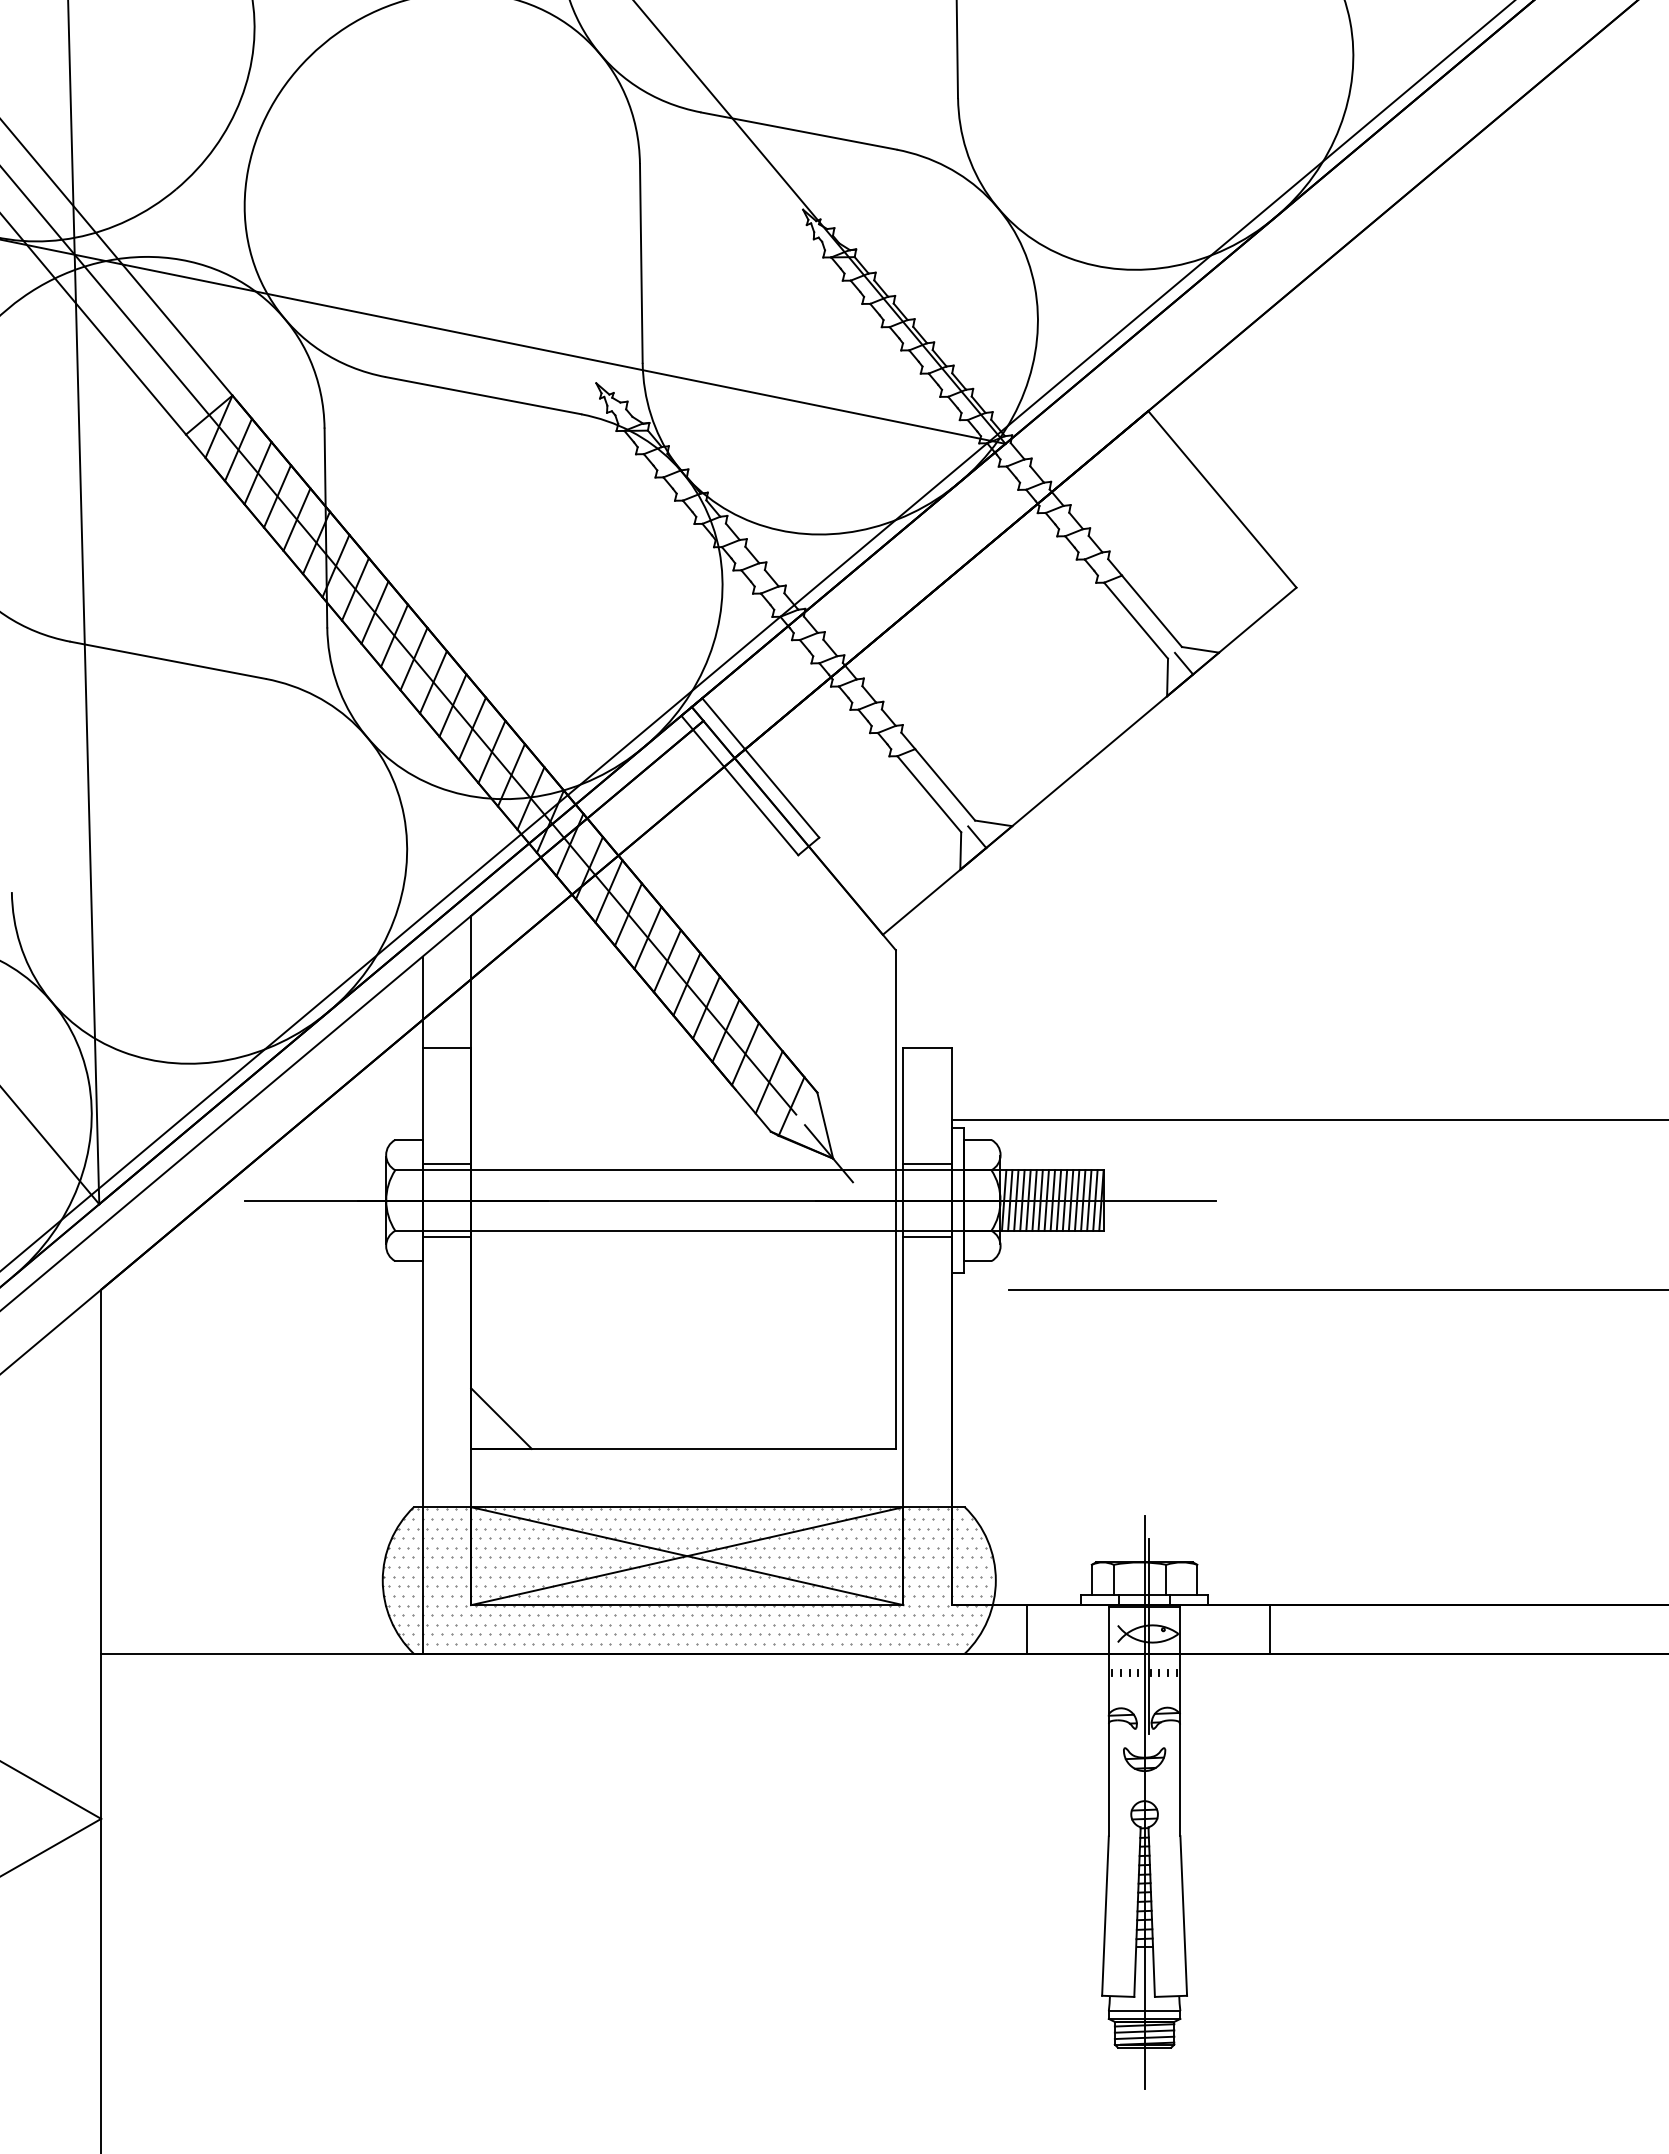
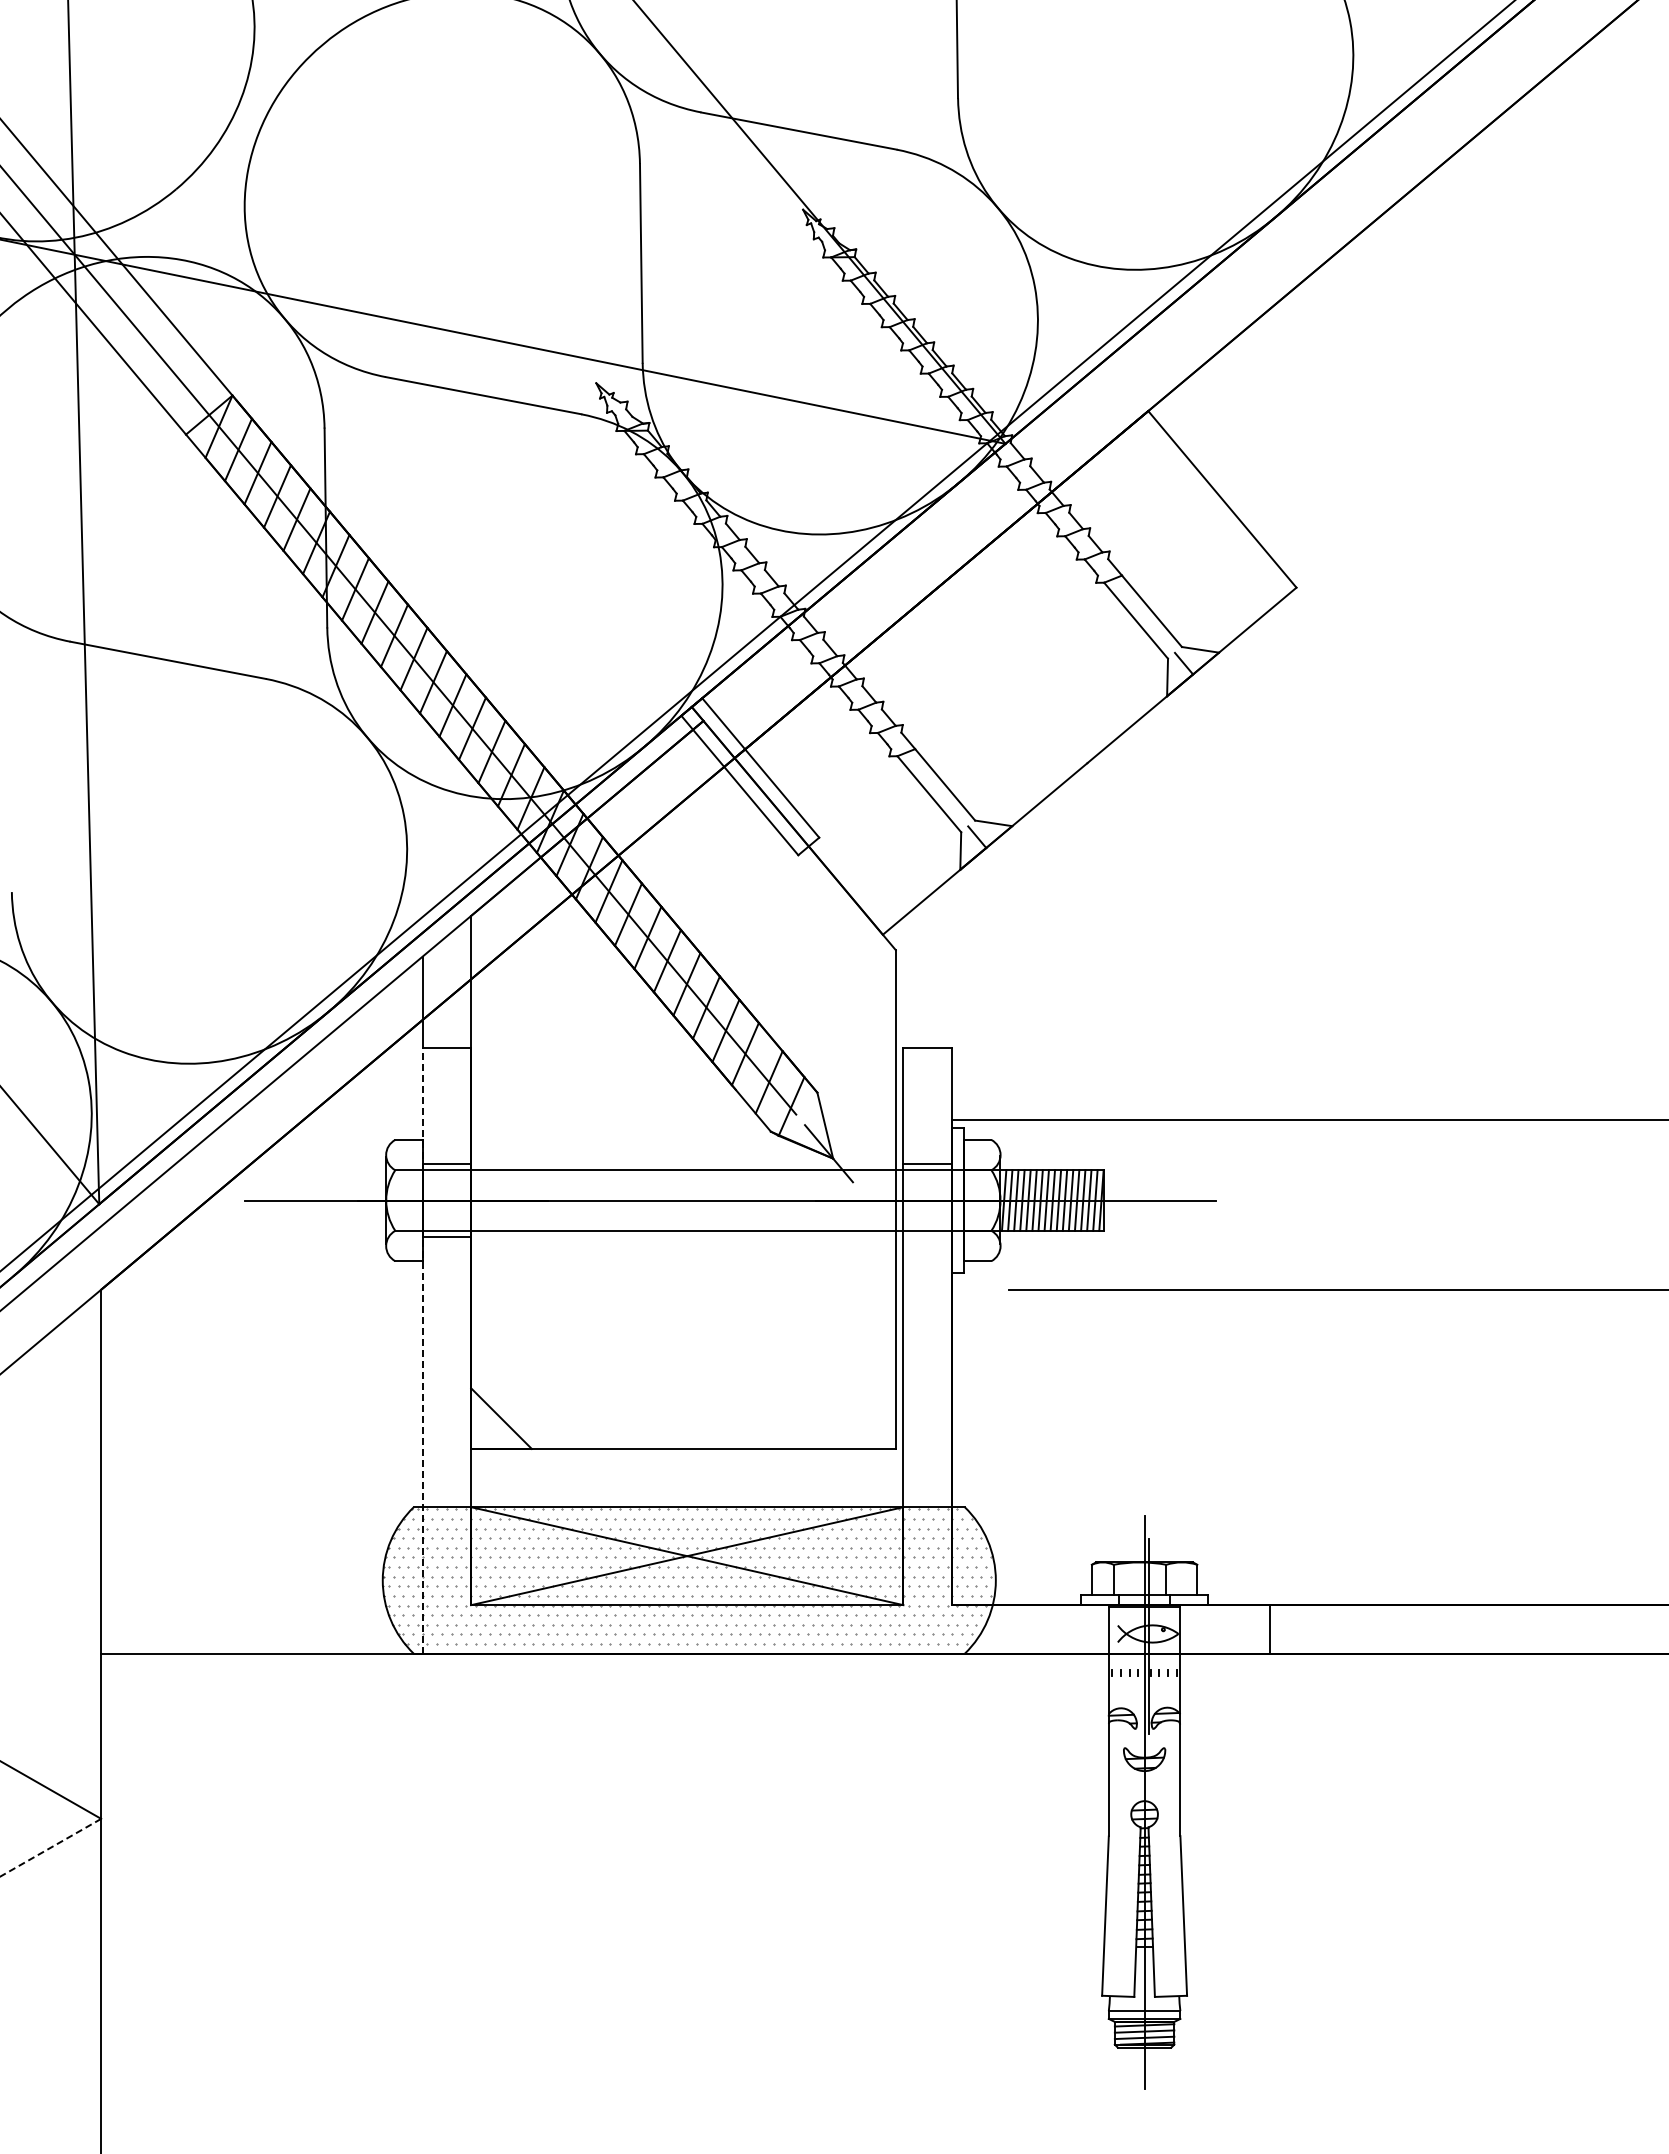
line: present -> none (927, 1237)
line: solid -> dashed (422, 1350)
line: present -> none (1027, 1629)
line: solid -> dashed (50, 1847)
